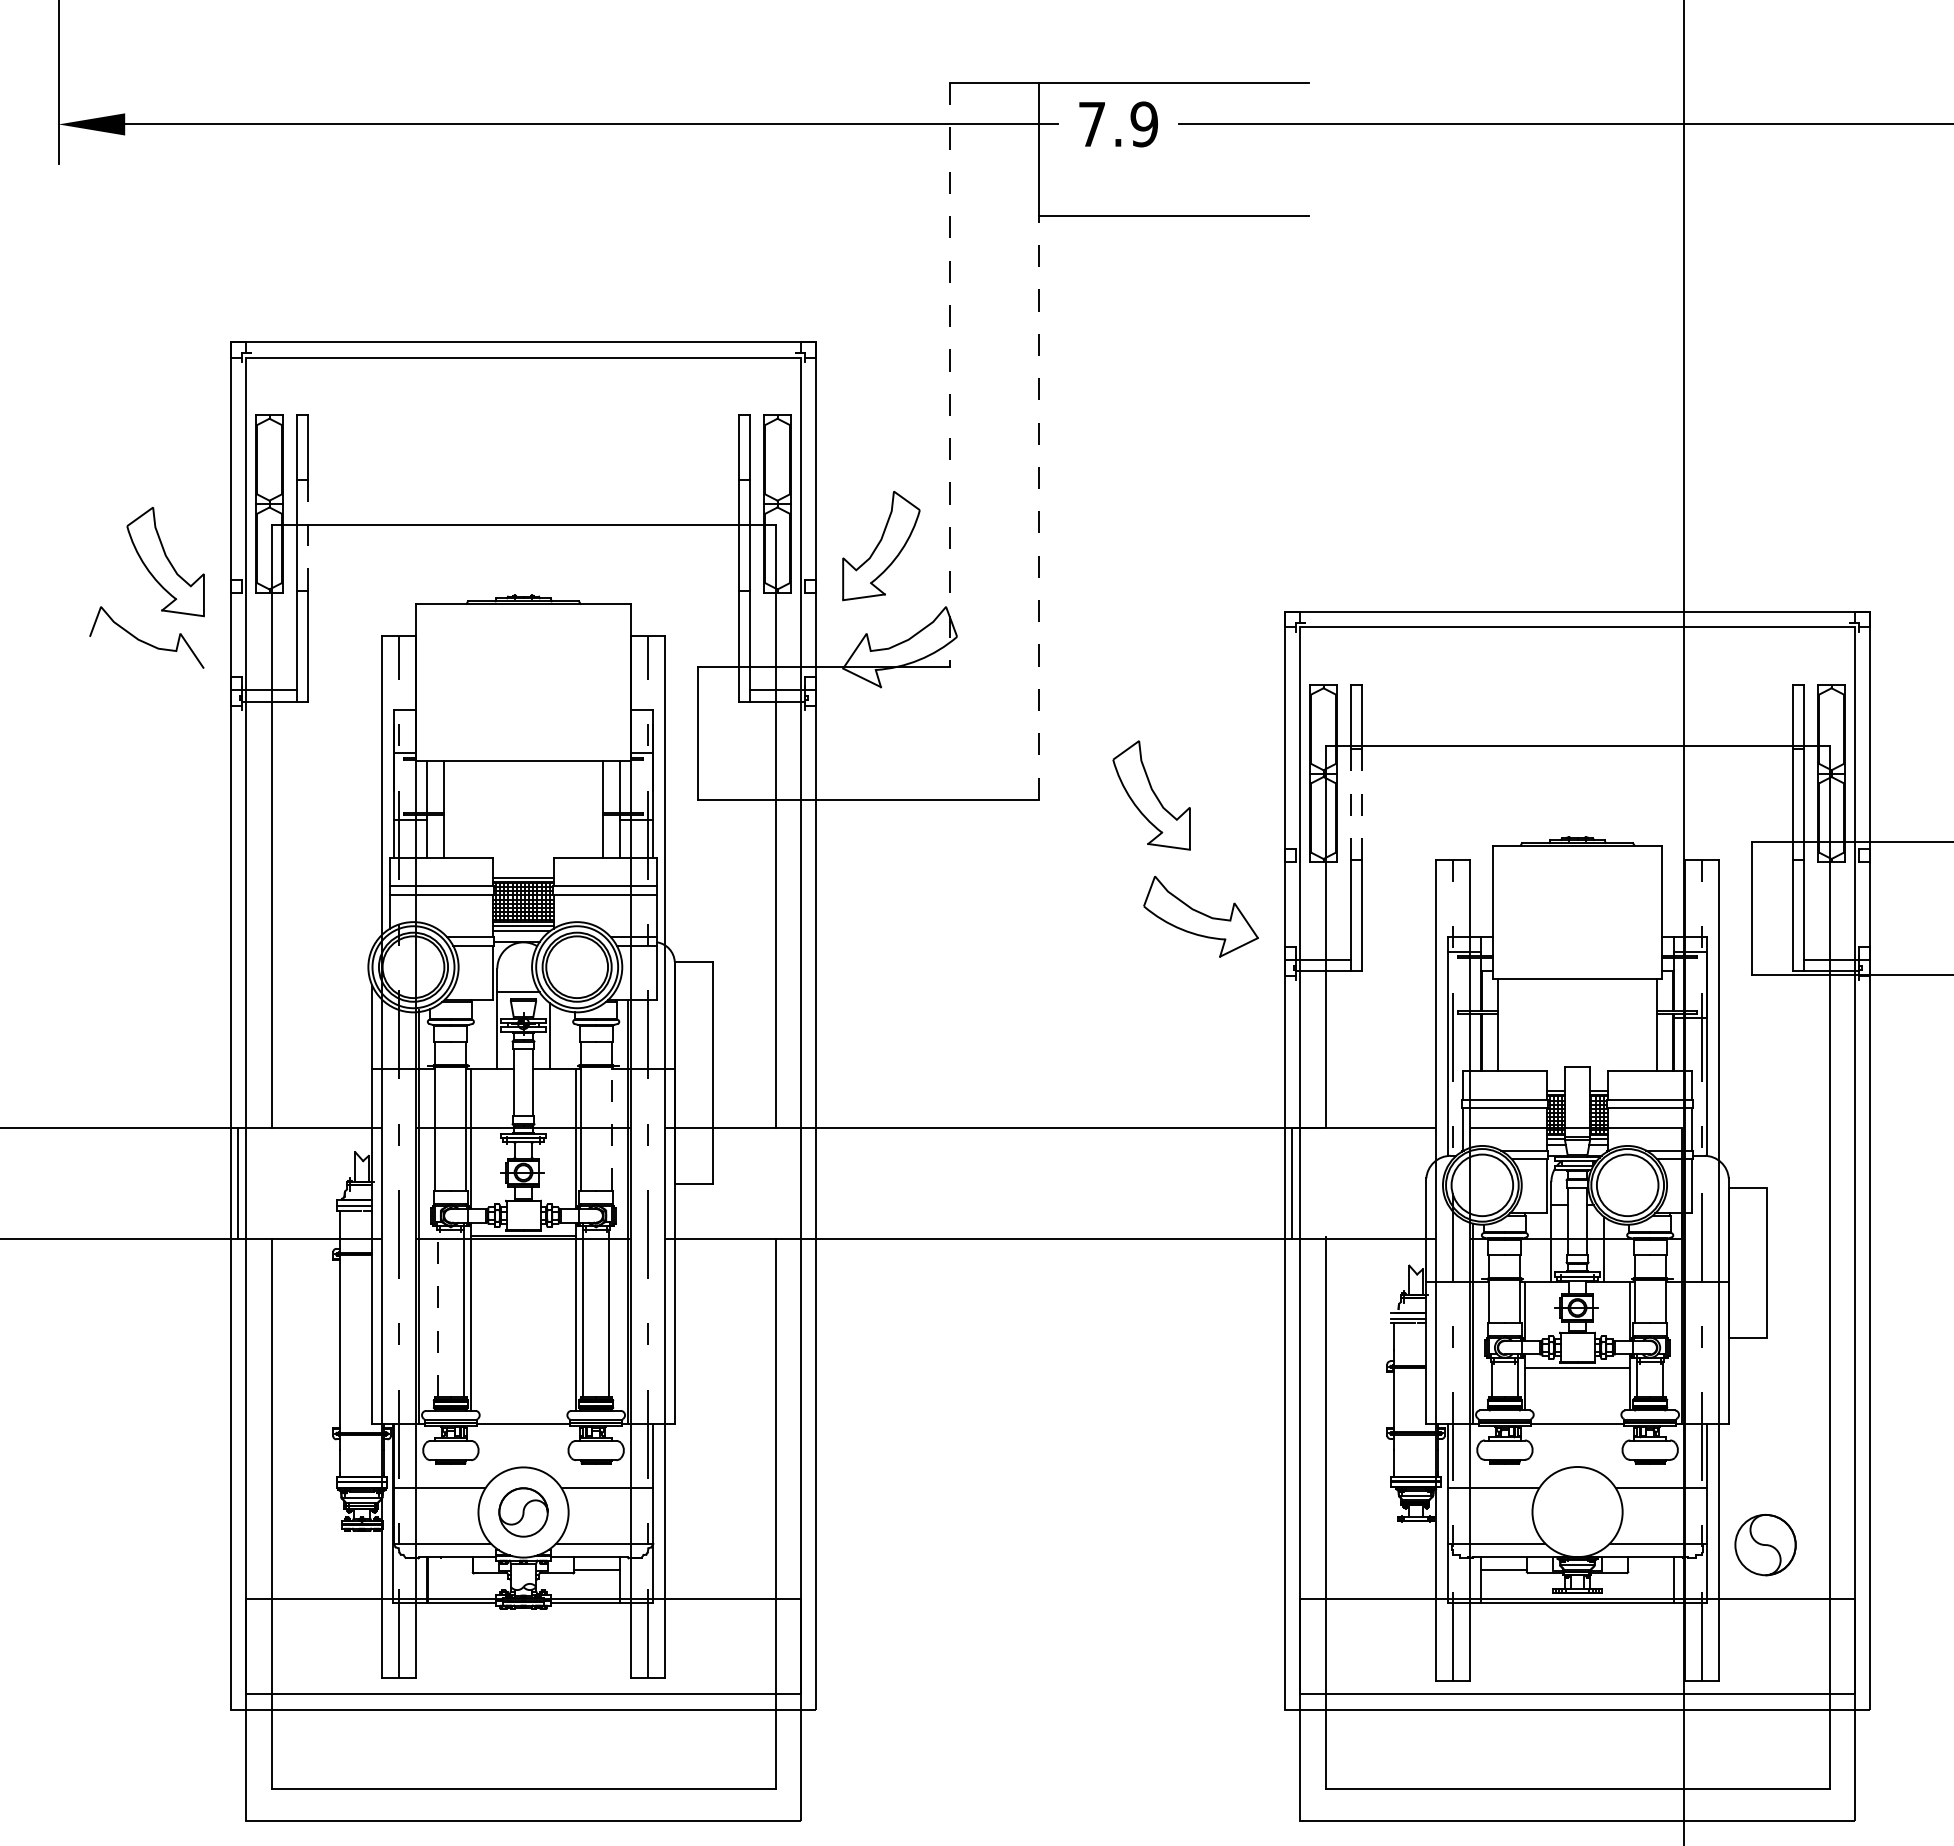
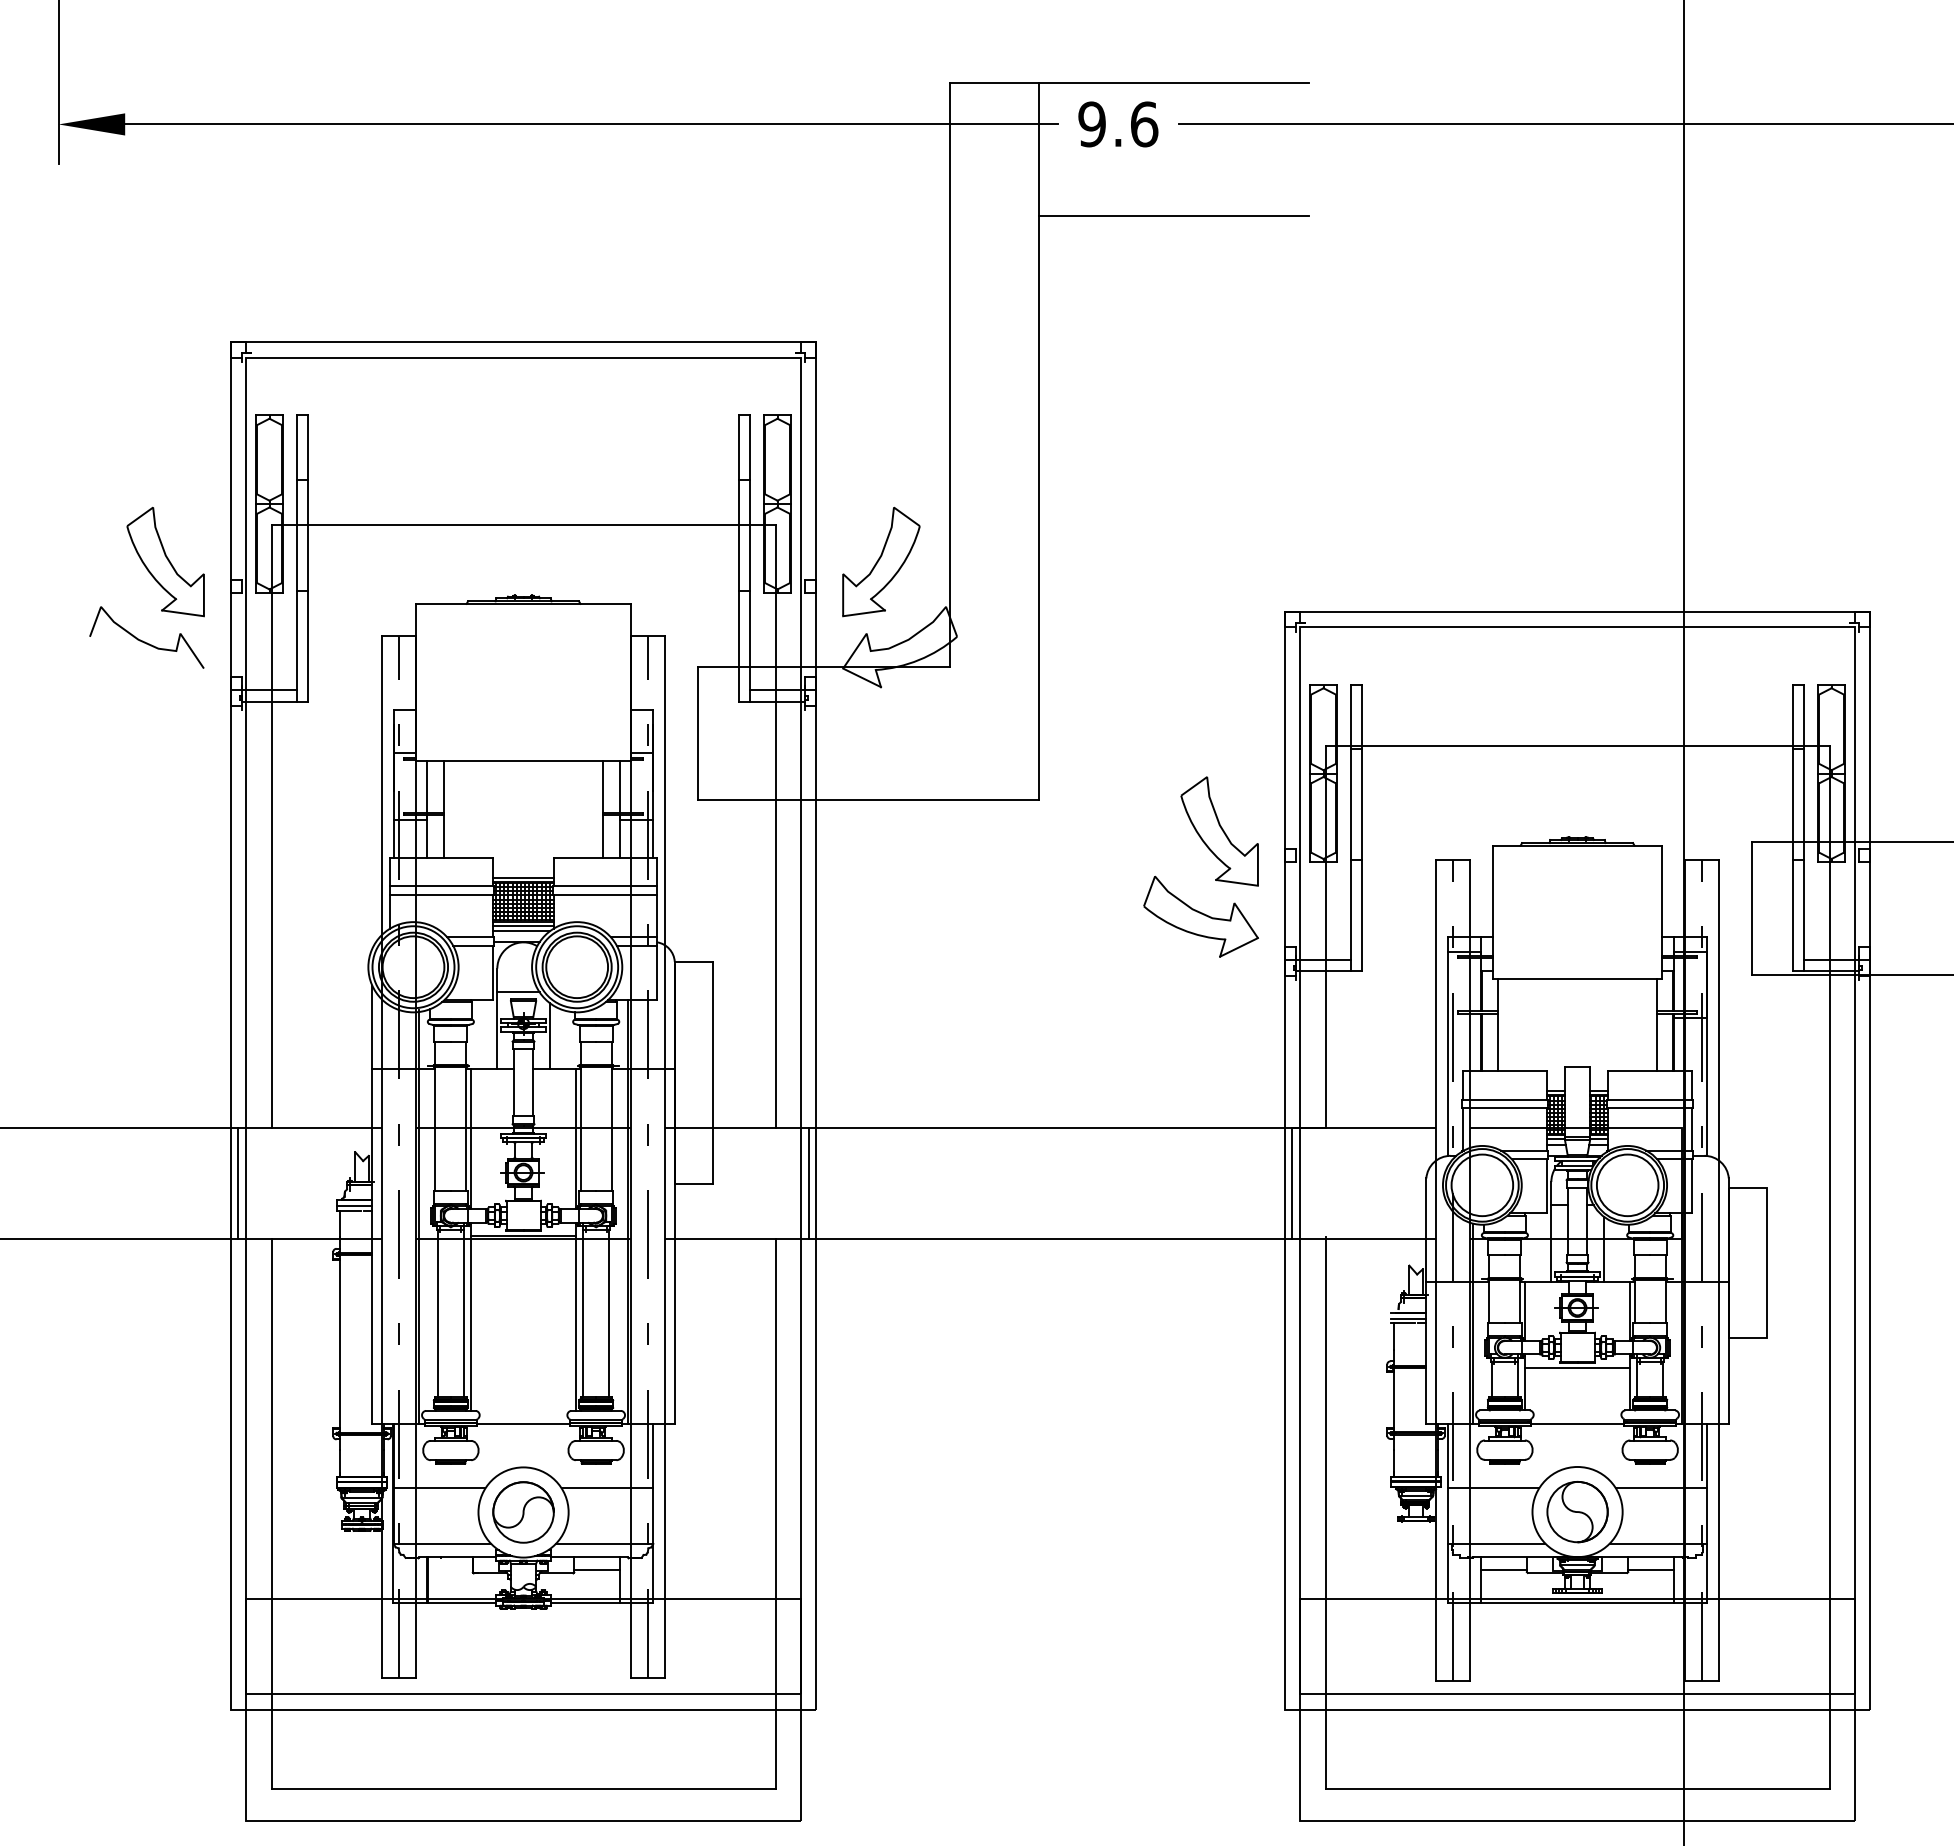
text: 7.9 -> 9.6 (1118, 124)
line: dashed -> solid (950, 374)
line: dashed -> solid (1038, 507)
line: dashed -> solid (308, 534)
part position: (881, 545) -> (881, 561) (881, 561)
part position: (1151, 795) -> (1219, 831) (1219, 831)
line: dashed -> solid (1362, 804)
line: dashed -> solid (1351, 805)
line: dashed -> solid (611, 1128)
line: none -> present (808, 1183)
line: dashed -> solid (438, 1313)
part size: 51x51 px -> 63x63 px (523, 1512)
part position: (1765, 1545) -> (1577, 1512) (1577, 1512)
line: none -> present (1651, 1569)
